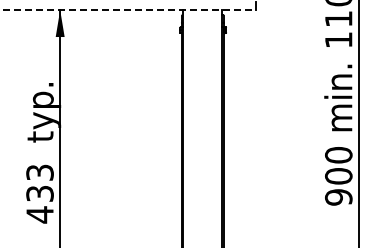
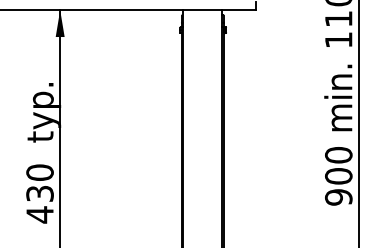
line: dashed -> solid (127, 10)
text: 433 -> 430 (39, 172)
